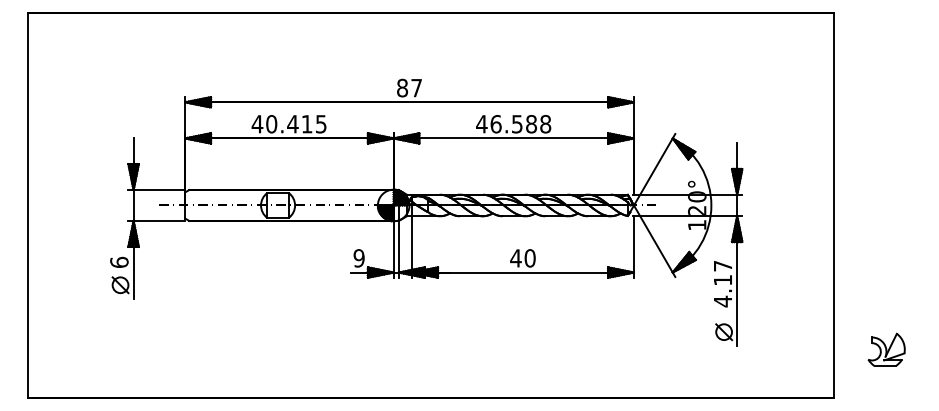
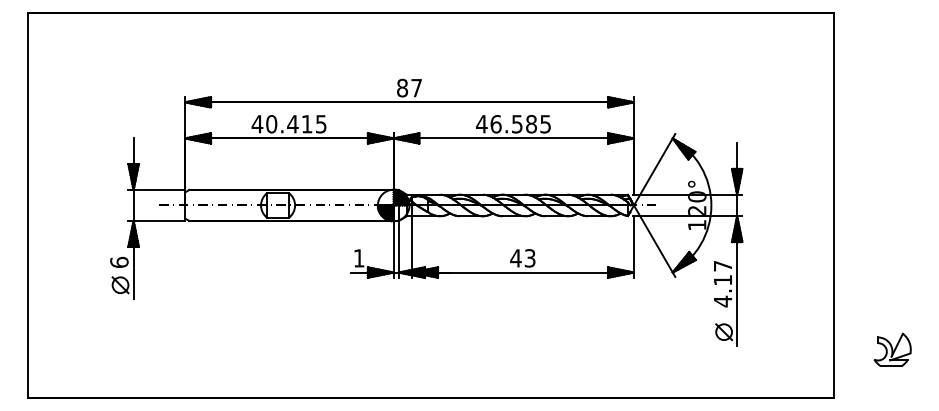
text: 46.588 -> 46.585 (545, 124)
text: 9 -> 1 (358, 258)
text: 40 -> 43 (529, 258)
part position: (886, 349) -> (892, 349) (892, 349)
